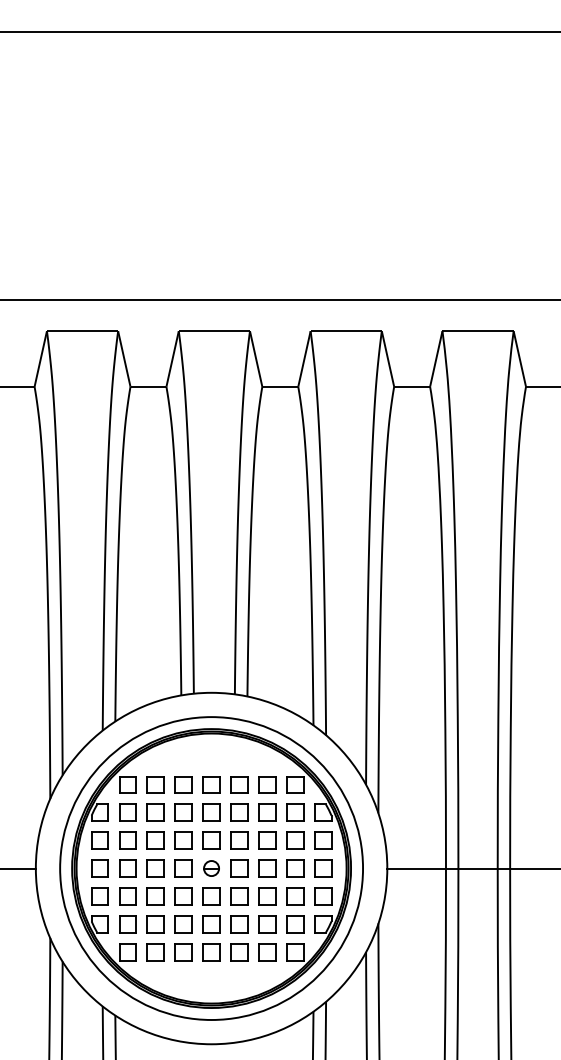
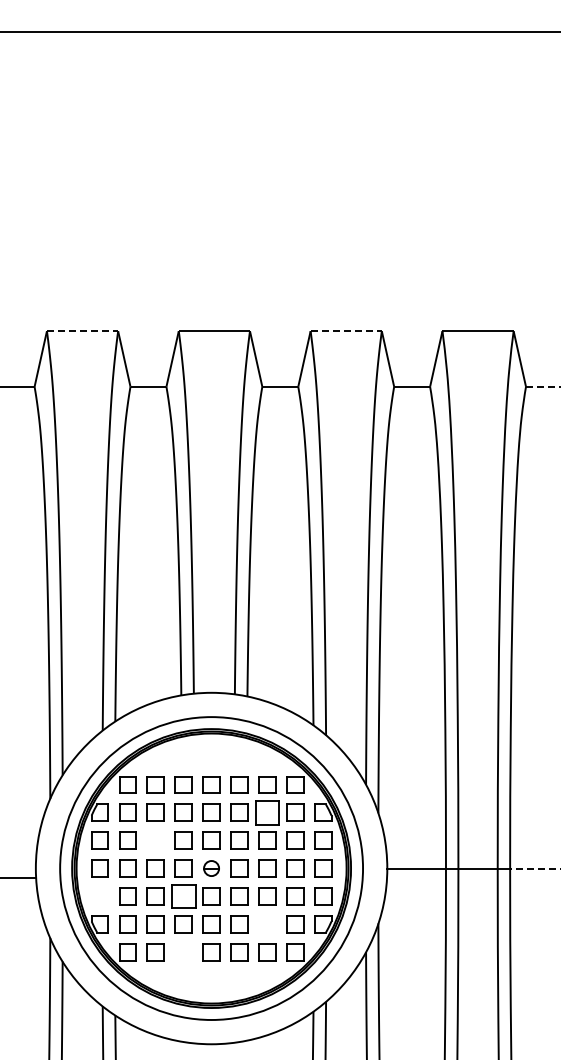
line: present -> none (279, 299)
line: solid -> dashed (82, 331)
line: solid -> dashed (346, 331)
line: solid -> dashed (543, 386)
part size: 19x19 px -> 25x26 px (267, 812)
part: present -> none (155, 840)
line position: (19, 868) -> (19, 877) (19, 877)
line: solid -> dashed (535, 868)
part: present -> none (99, 896)
part size: 19x19 px -> 26x25 px (183, 896)
part: present -> none (267, 924)
part: present -> none (183, 952)
